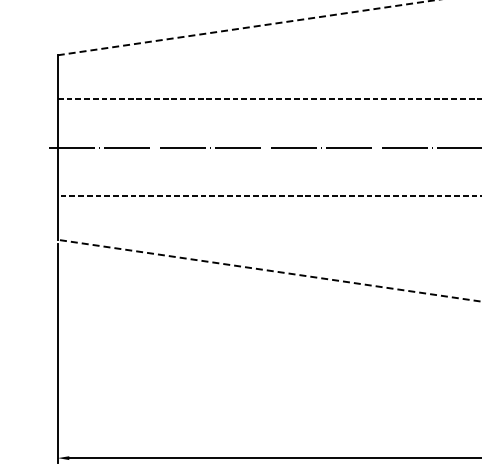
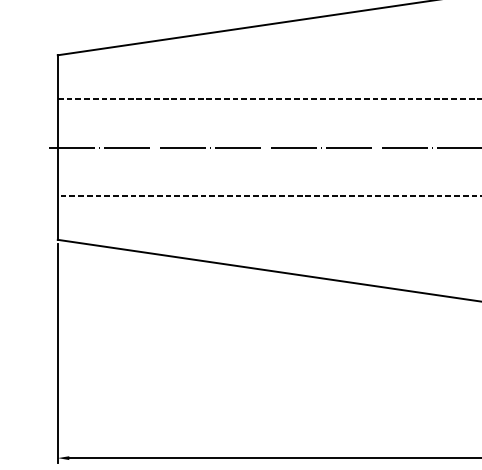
line: dashed -> solid (247, 27)
line: dashed -> solid (269, 270)
